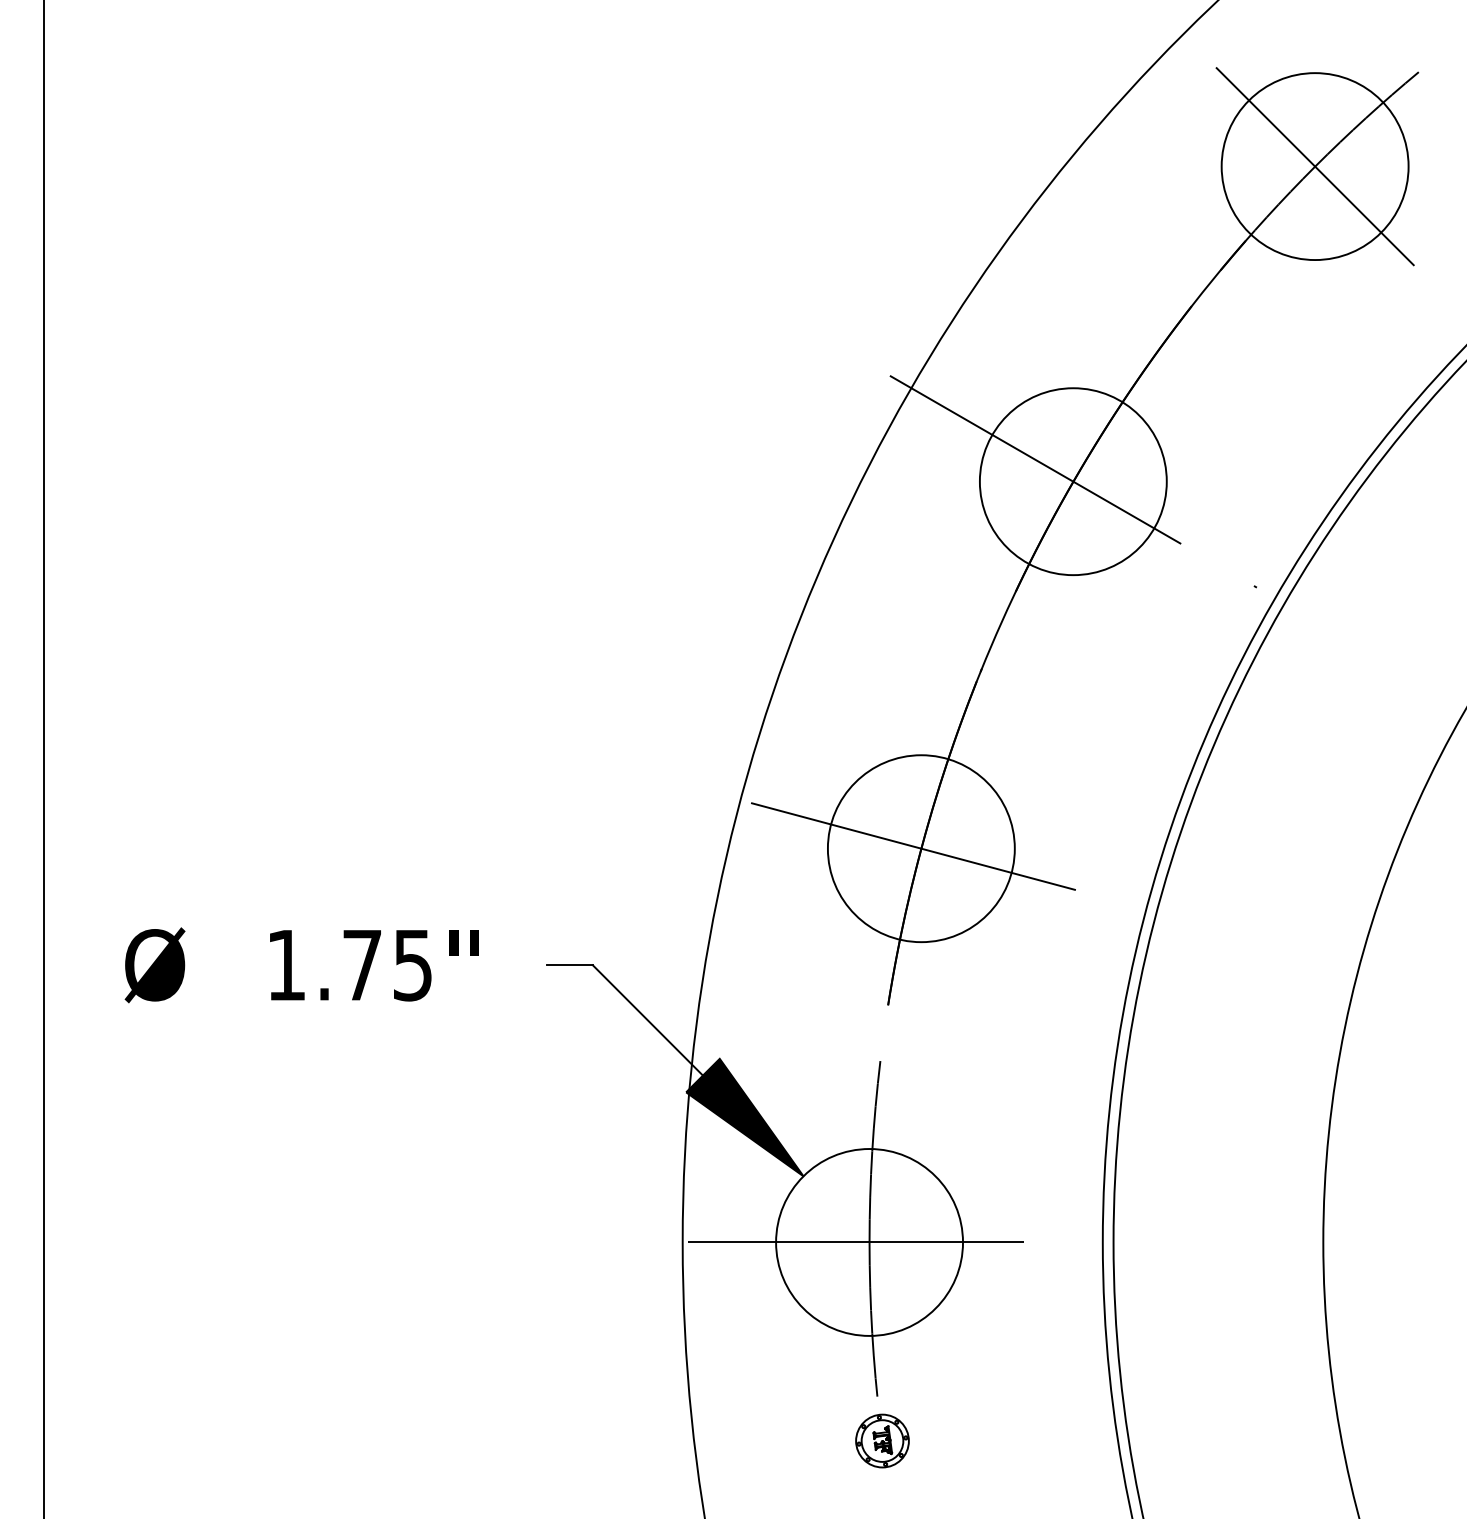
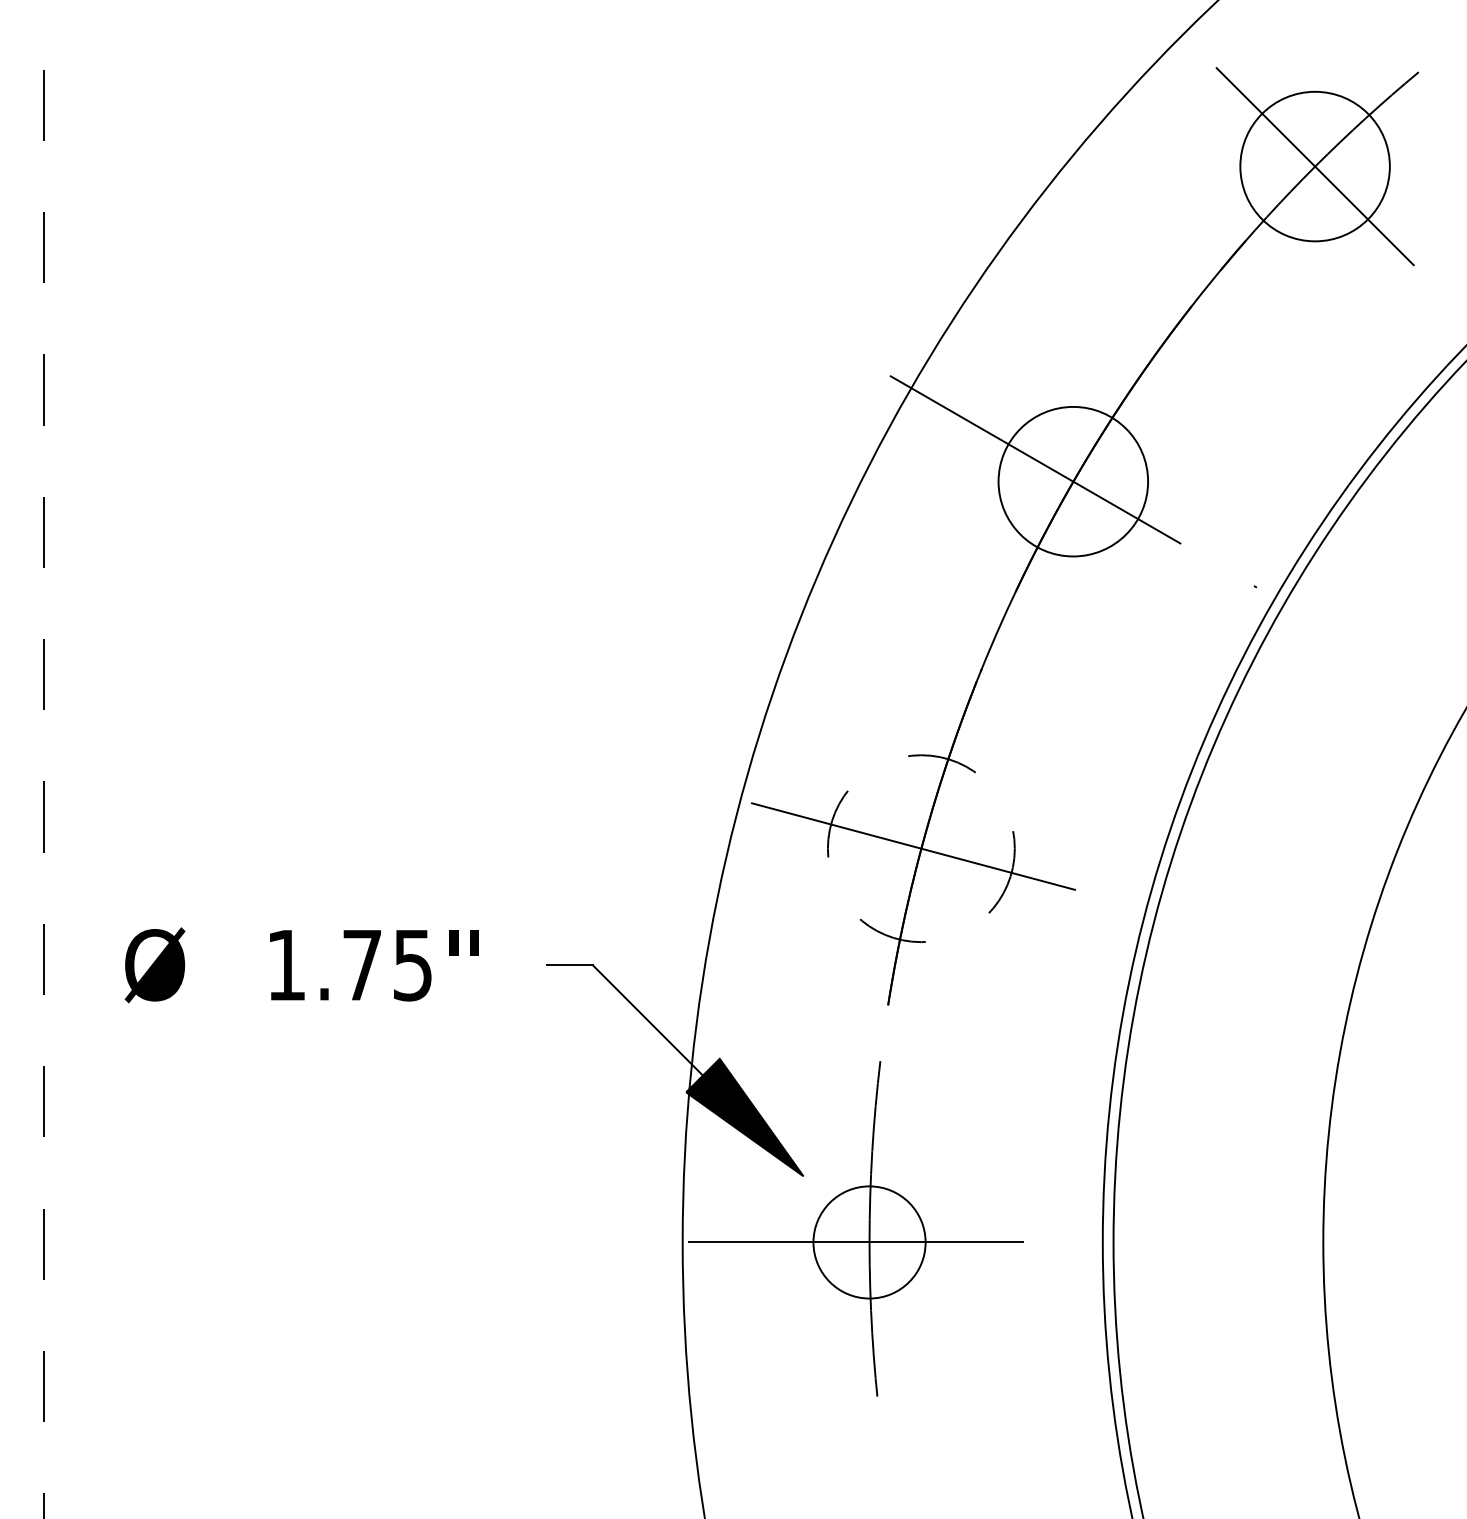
circle diameter: 187 px -> 150 px (1314, 166)
circle diameter: 187 px -> 150 px (1073, 481)
line: solid -> dashed (44, 759)
circle: solid -> dashed (920, 848)
circle diameter: 187 px -> 112 px (869, 1242)
part: present -> none (882, 1440)
